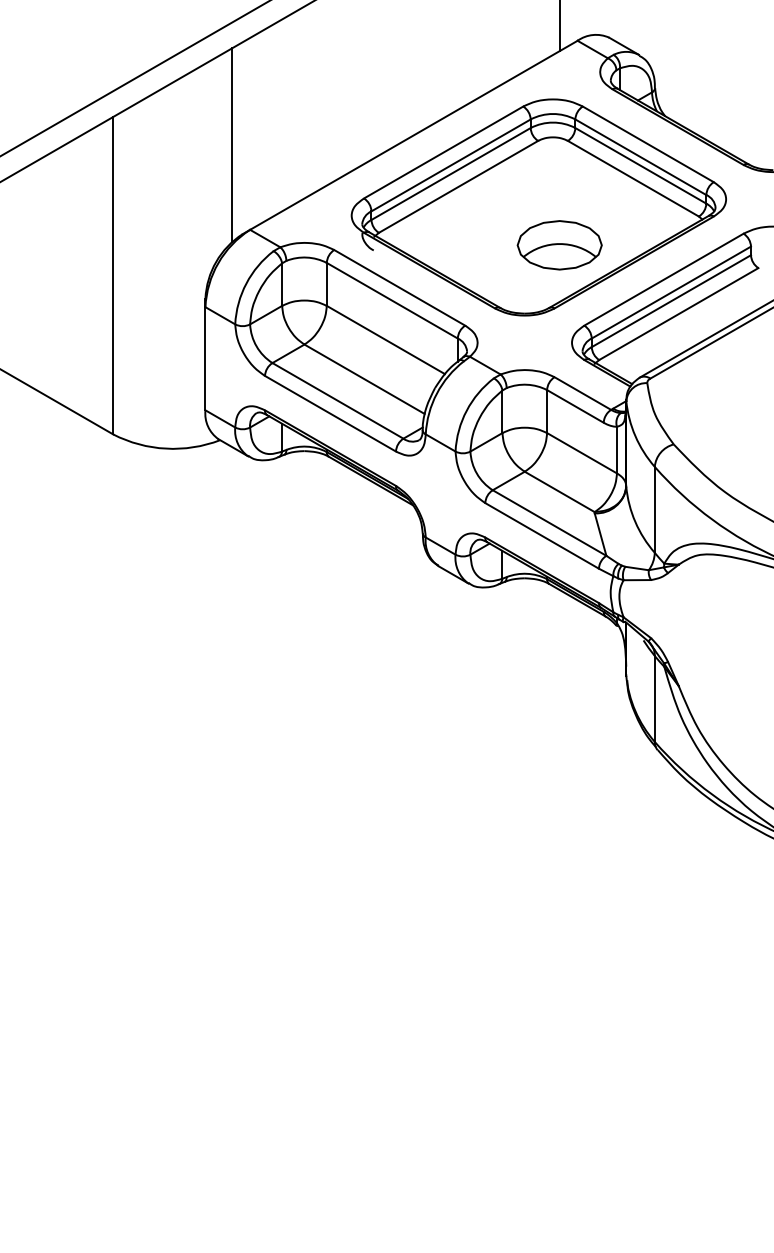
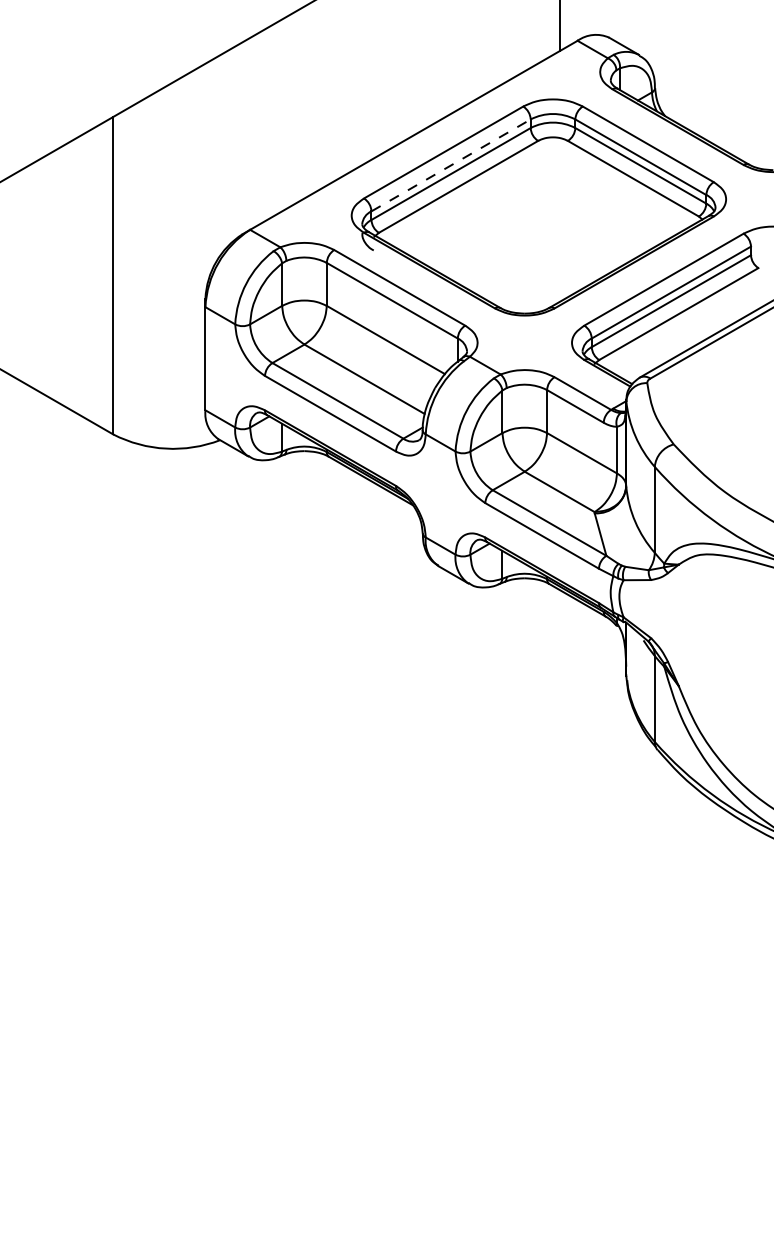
line: present -> none (134, 78)
line: present -> none (232, 144)
line: solid -> dashed (451, 165)
part: present -> none (559, 245)
